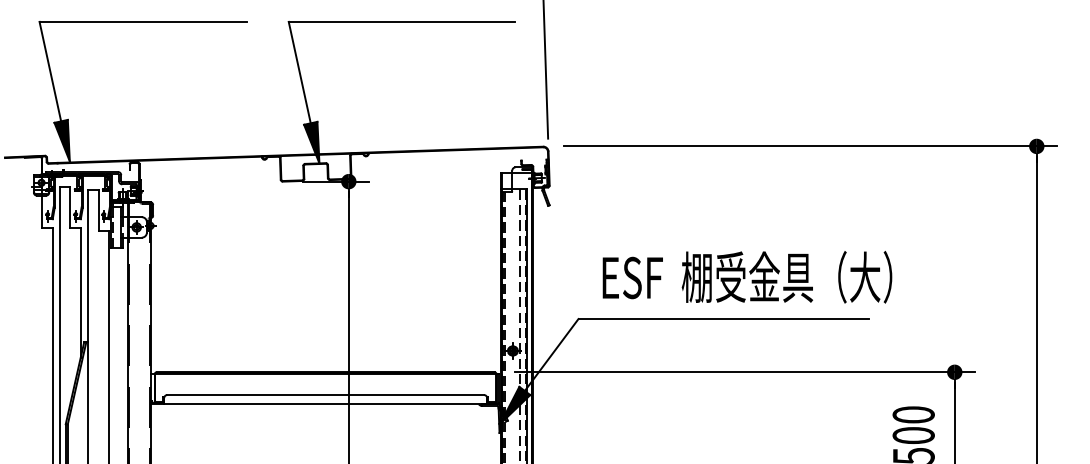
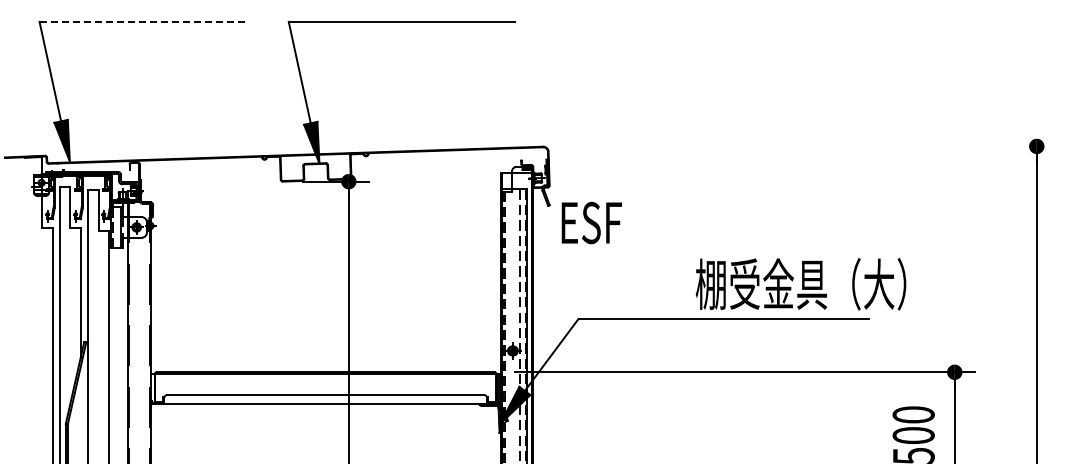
line: solid -> dashed (143, 21)
line: present -> none (545, 70)
line: present -> none (810, 146)
text position: (632, 277) -> (591, 222) (591, 222)
text position: (786, 277) -> (800, 284) (800, 284)
